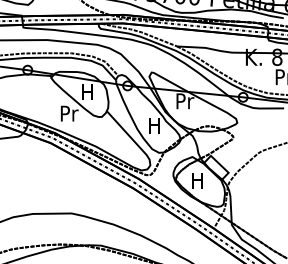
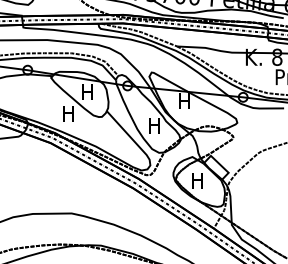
text: Pr -> H (185, 101)
text: Pr -> H (69, 113)
